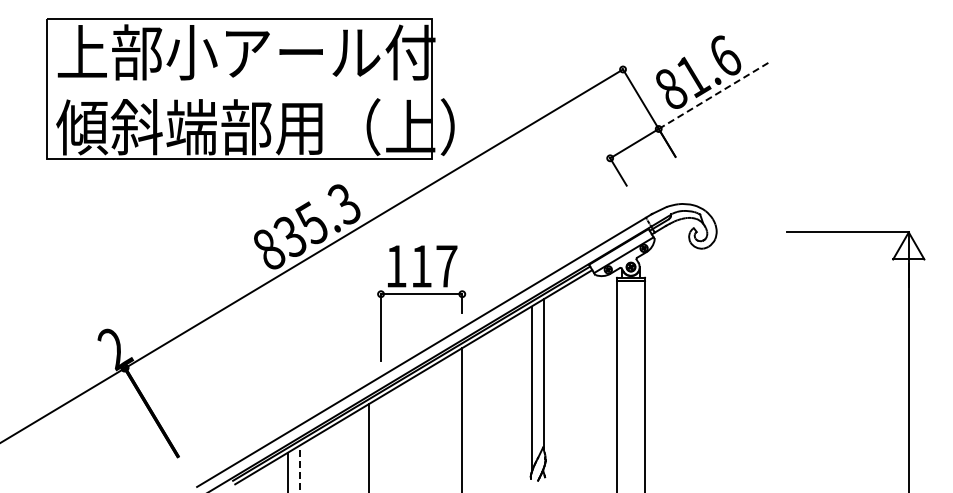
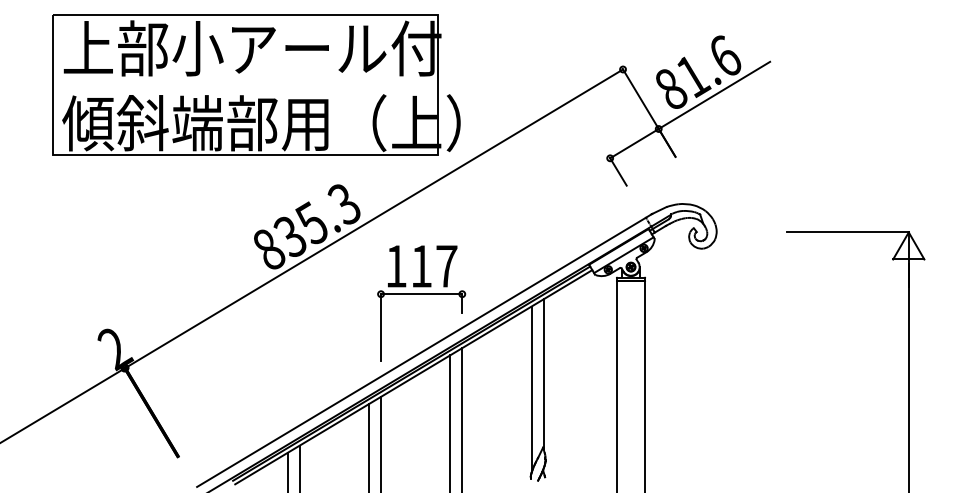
part position: (250, 88) -> (256, 84) (256, 84)
line: dashed -> solid (714, 95)
line: none -> present (450, 422)
line: none -> present (381, 443)
line: dashed -> solid (299, 468)
